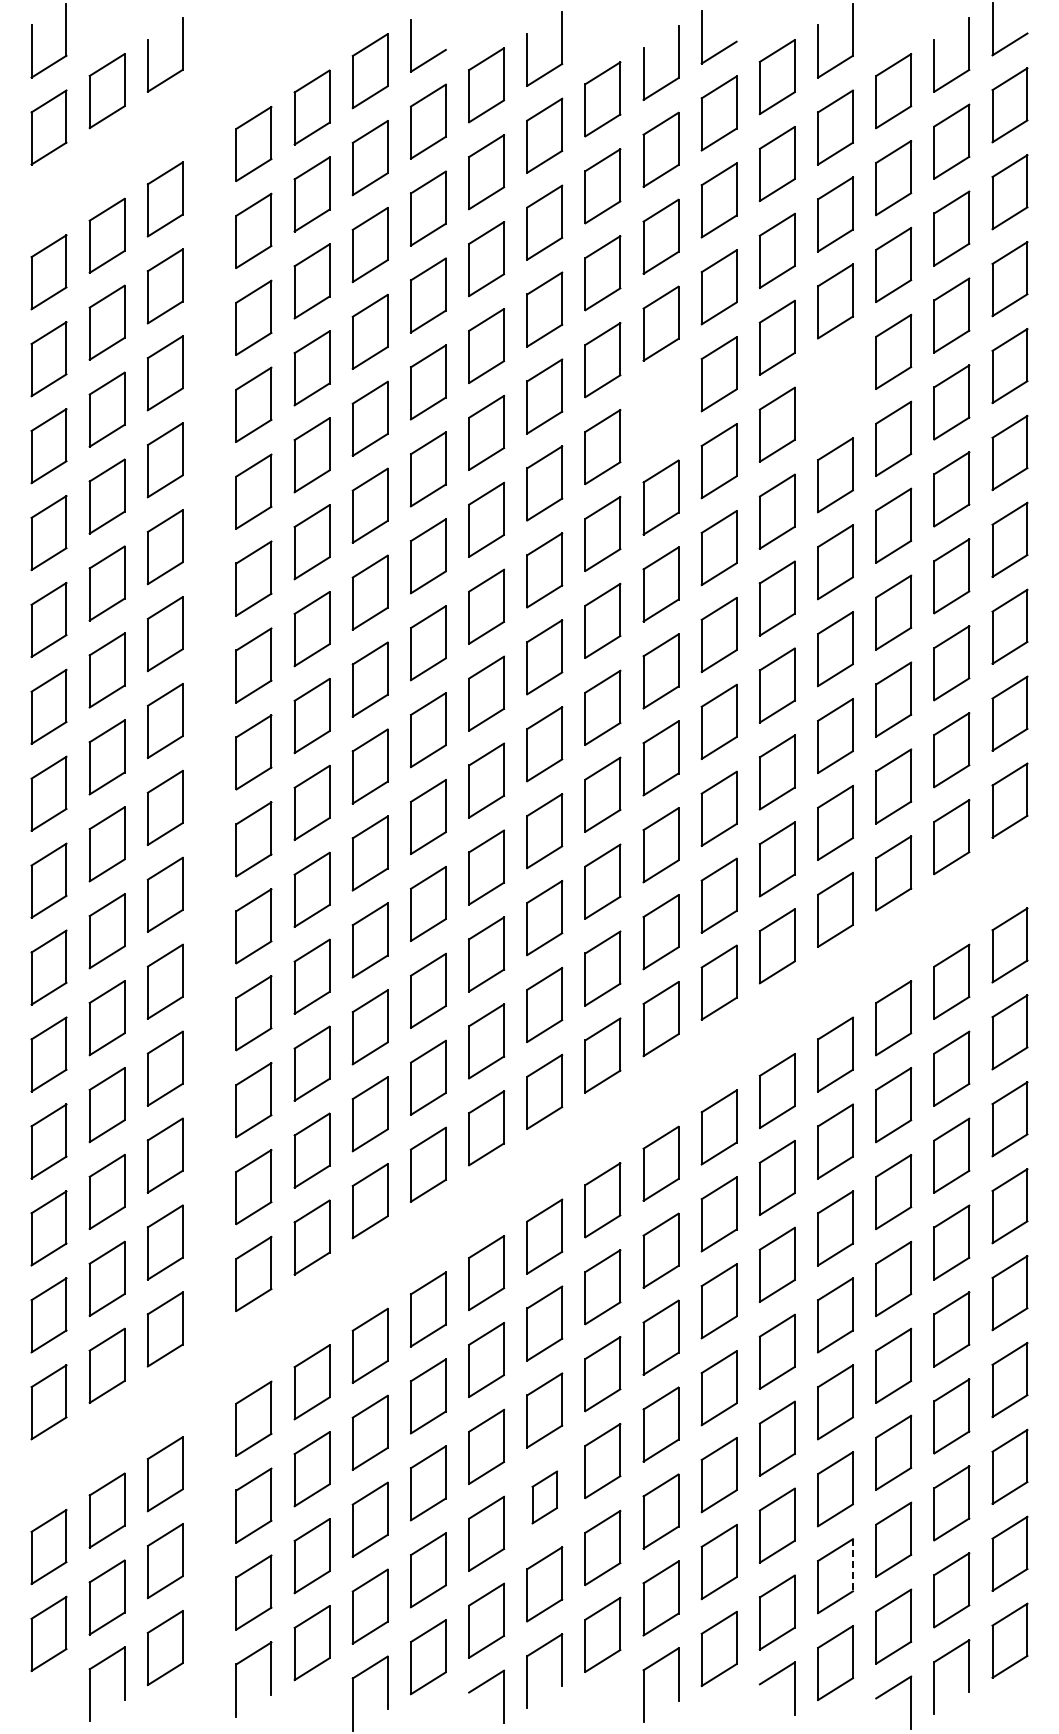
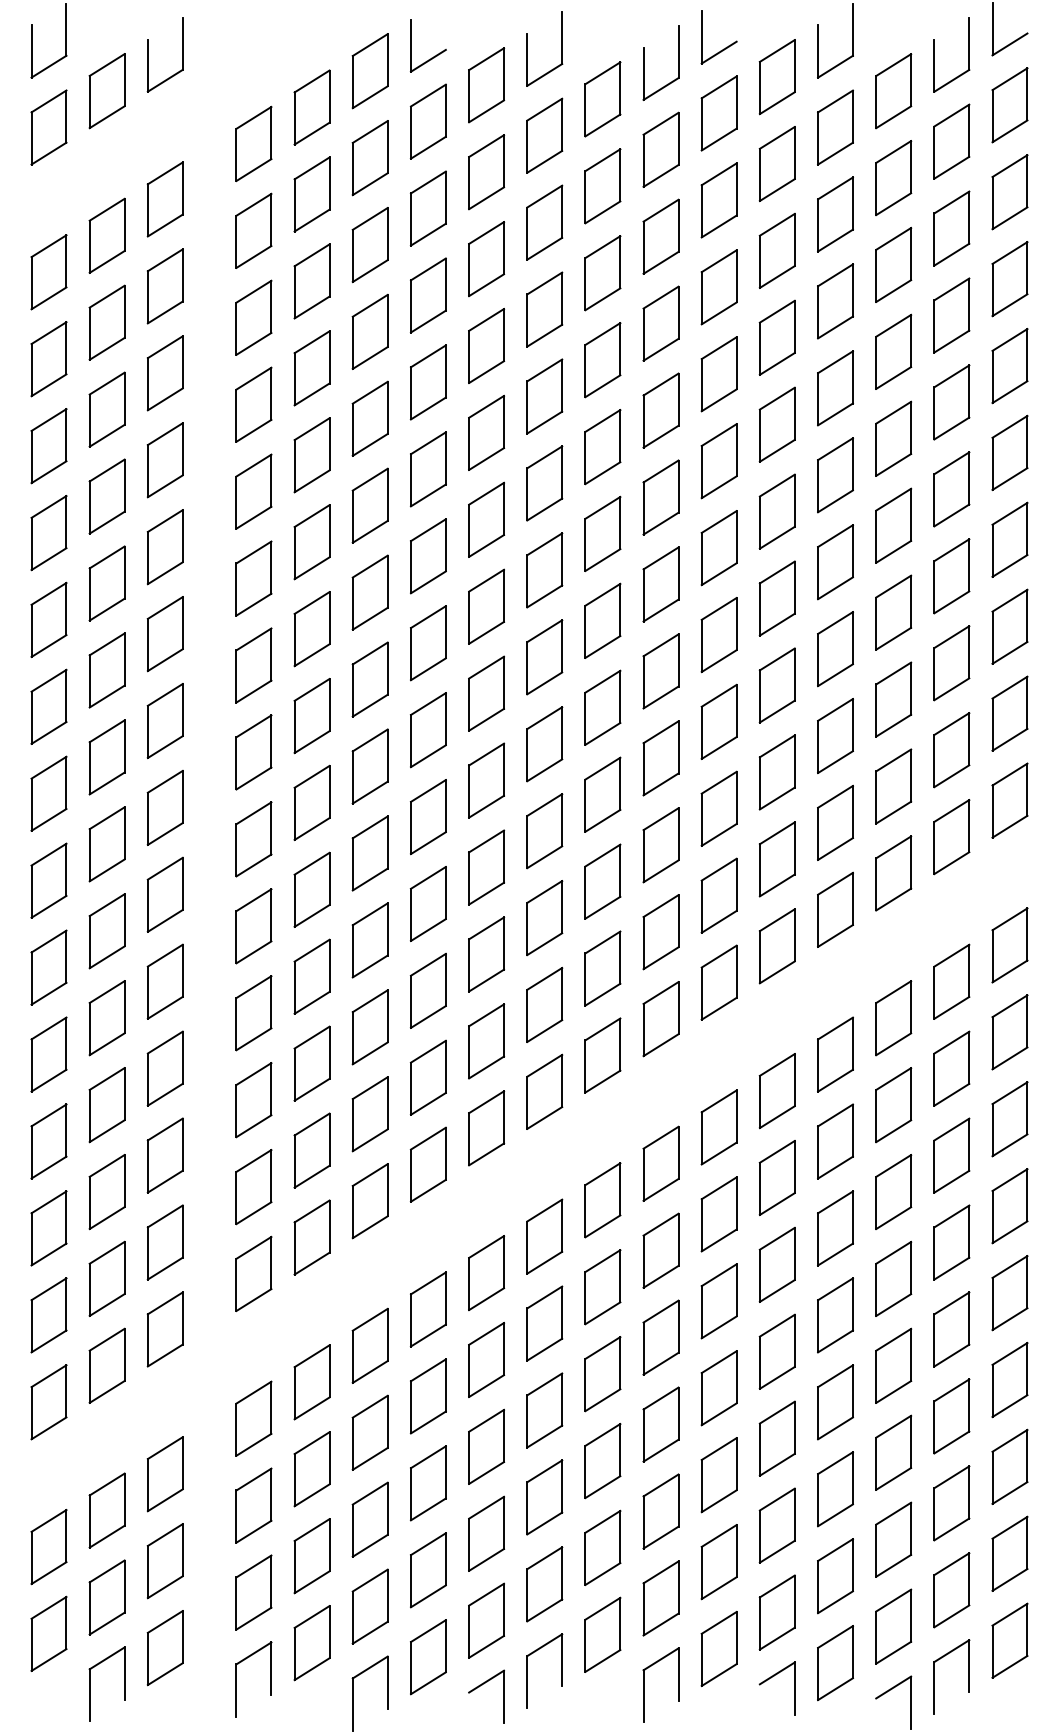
part: none -> present (835, 388)
part: none -> present (660, 410)
part size: 28x55 px -> 38x77 px (544, 1497)
line: dashed -> solid (852, 1565)
